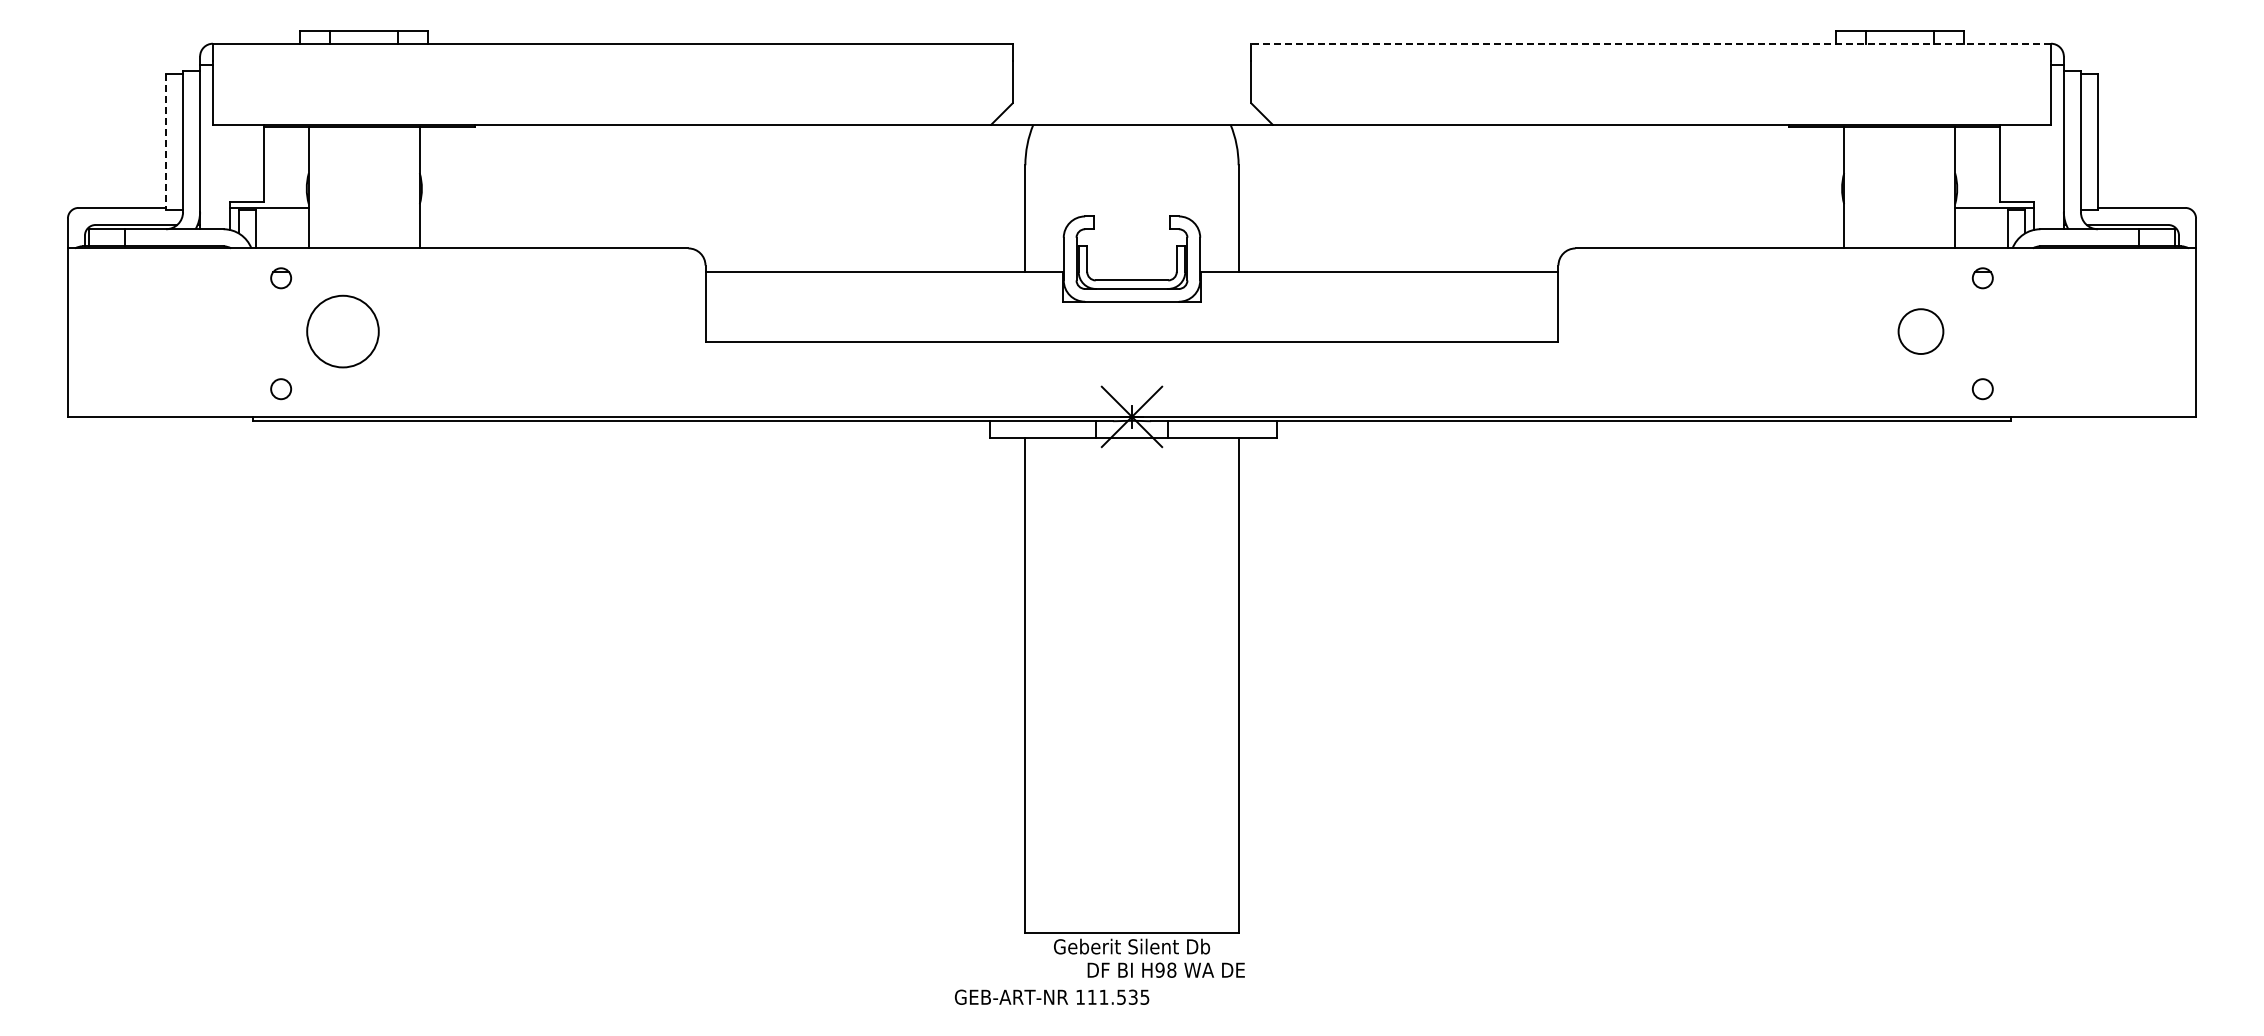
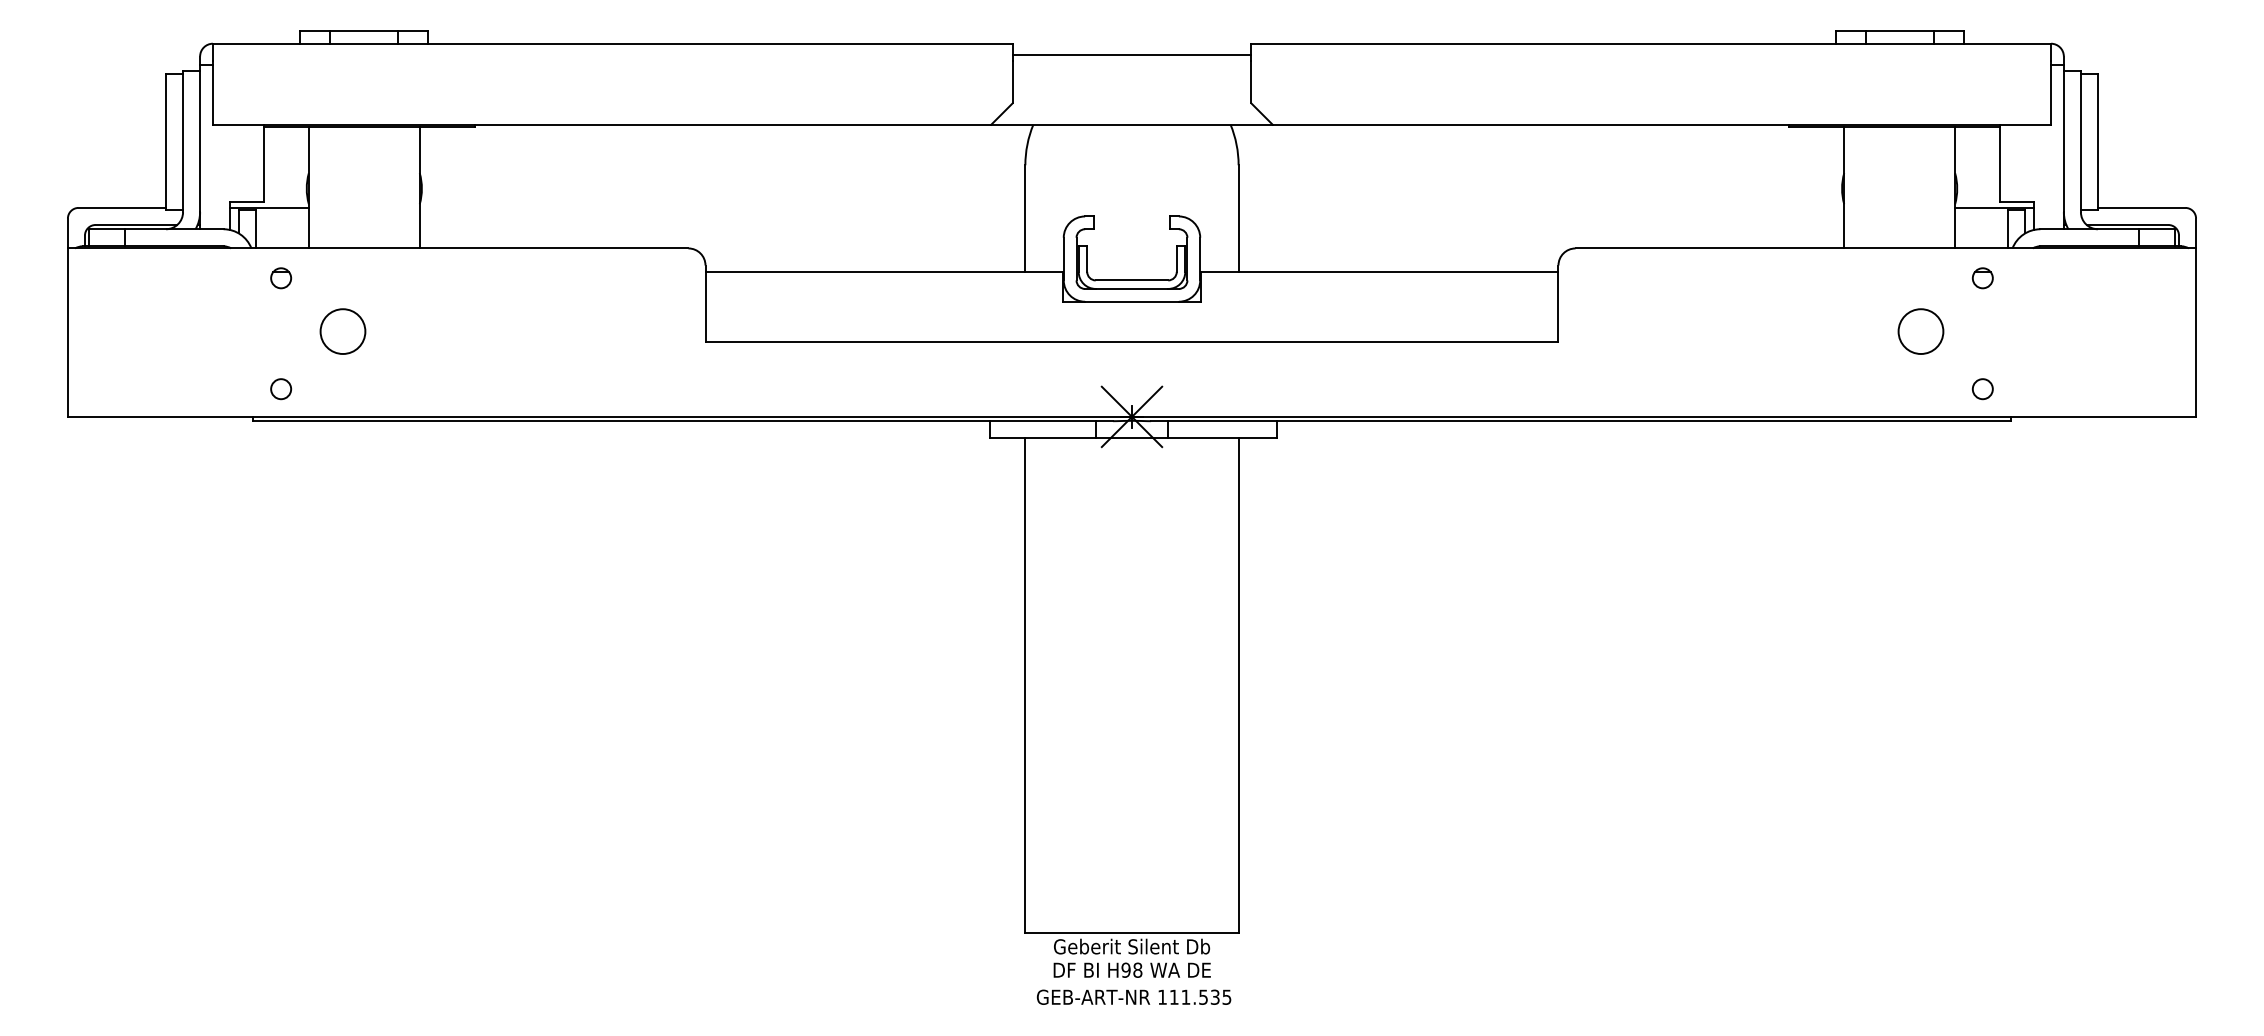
line: dashed -> solid (1651, 43)
line: none -> present (1131, 54)
line: dashed -> solid (166, 142)
circle diameter: 72 px -> 45 px (342, 331)
text position: (1165, 969) -> (1131, 969) (1131, 969)
text position: (1051, 996) -> (1133, 996) (1133, 996)
